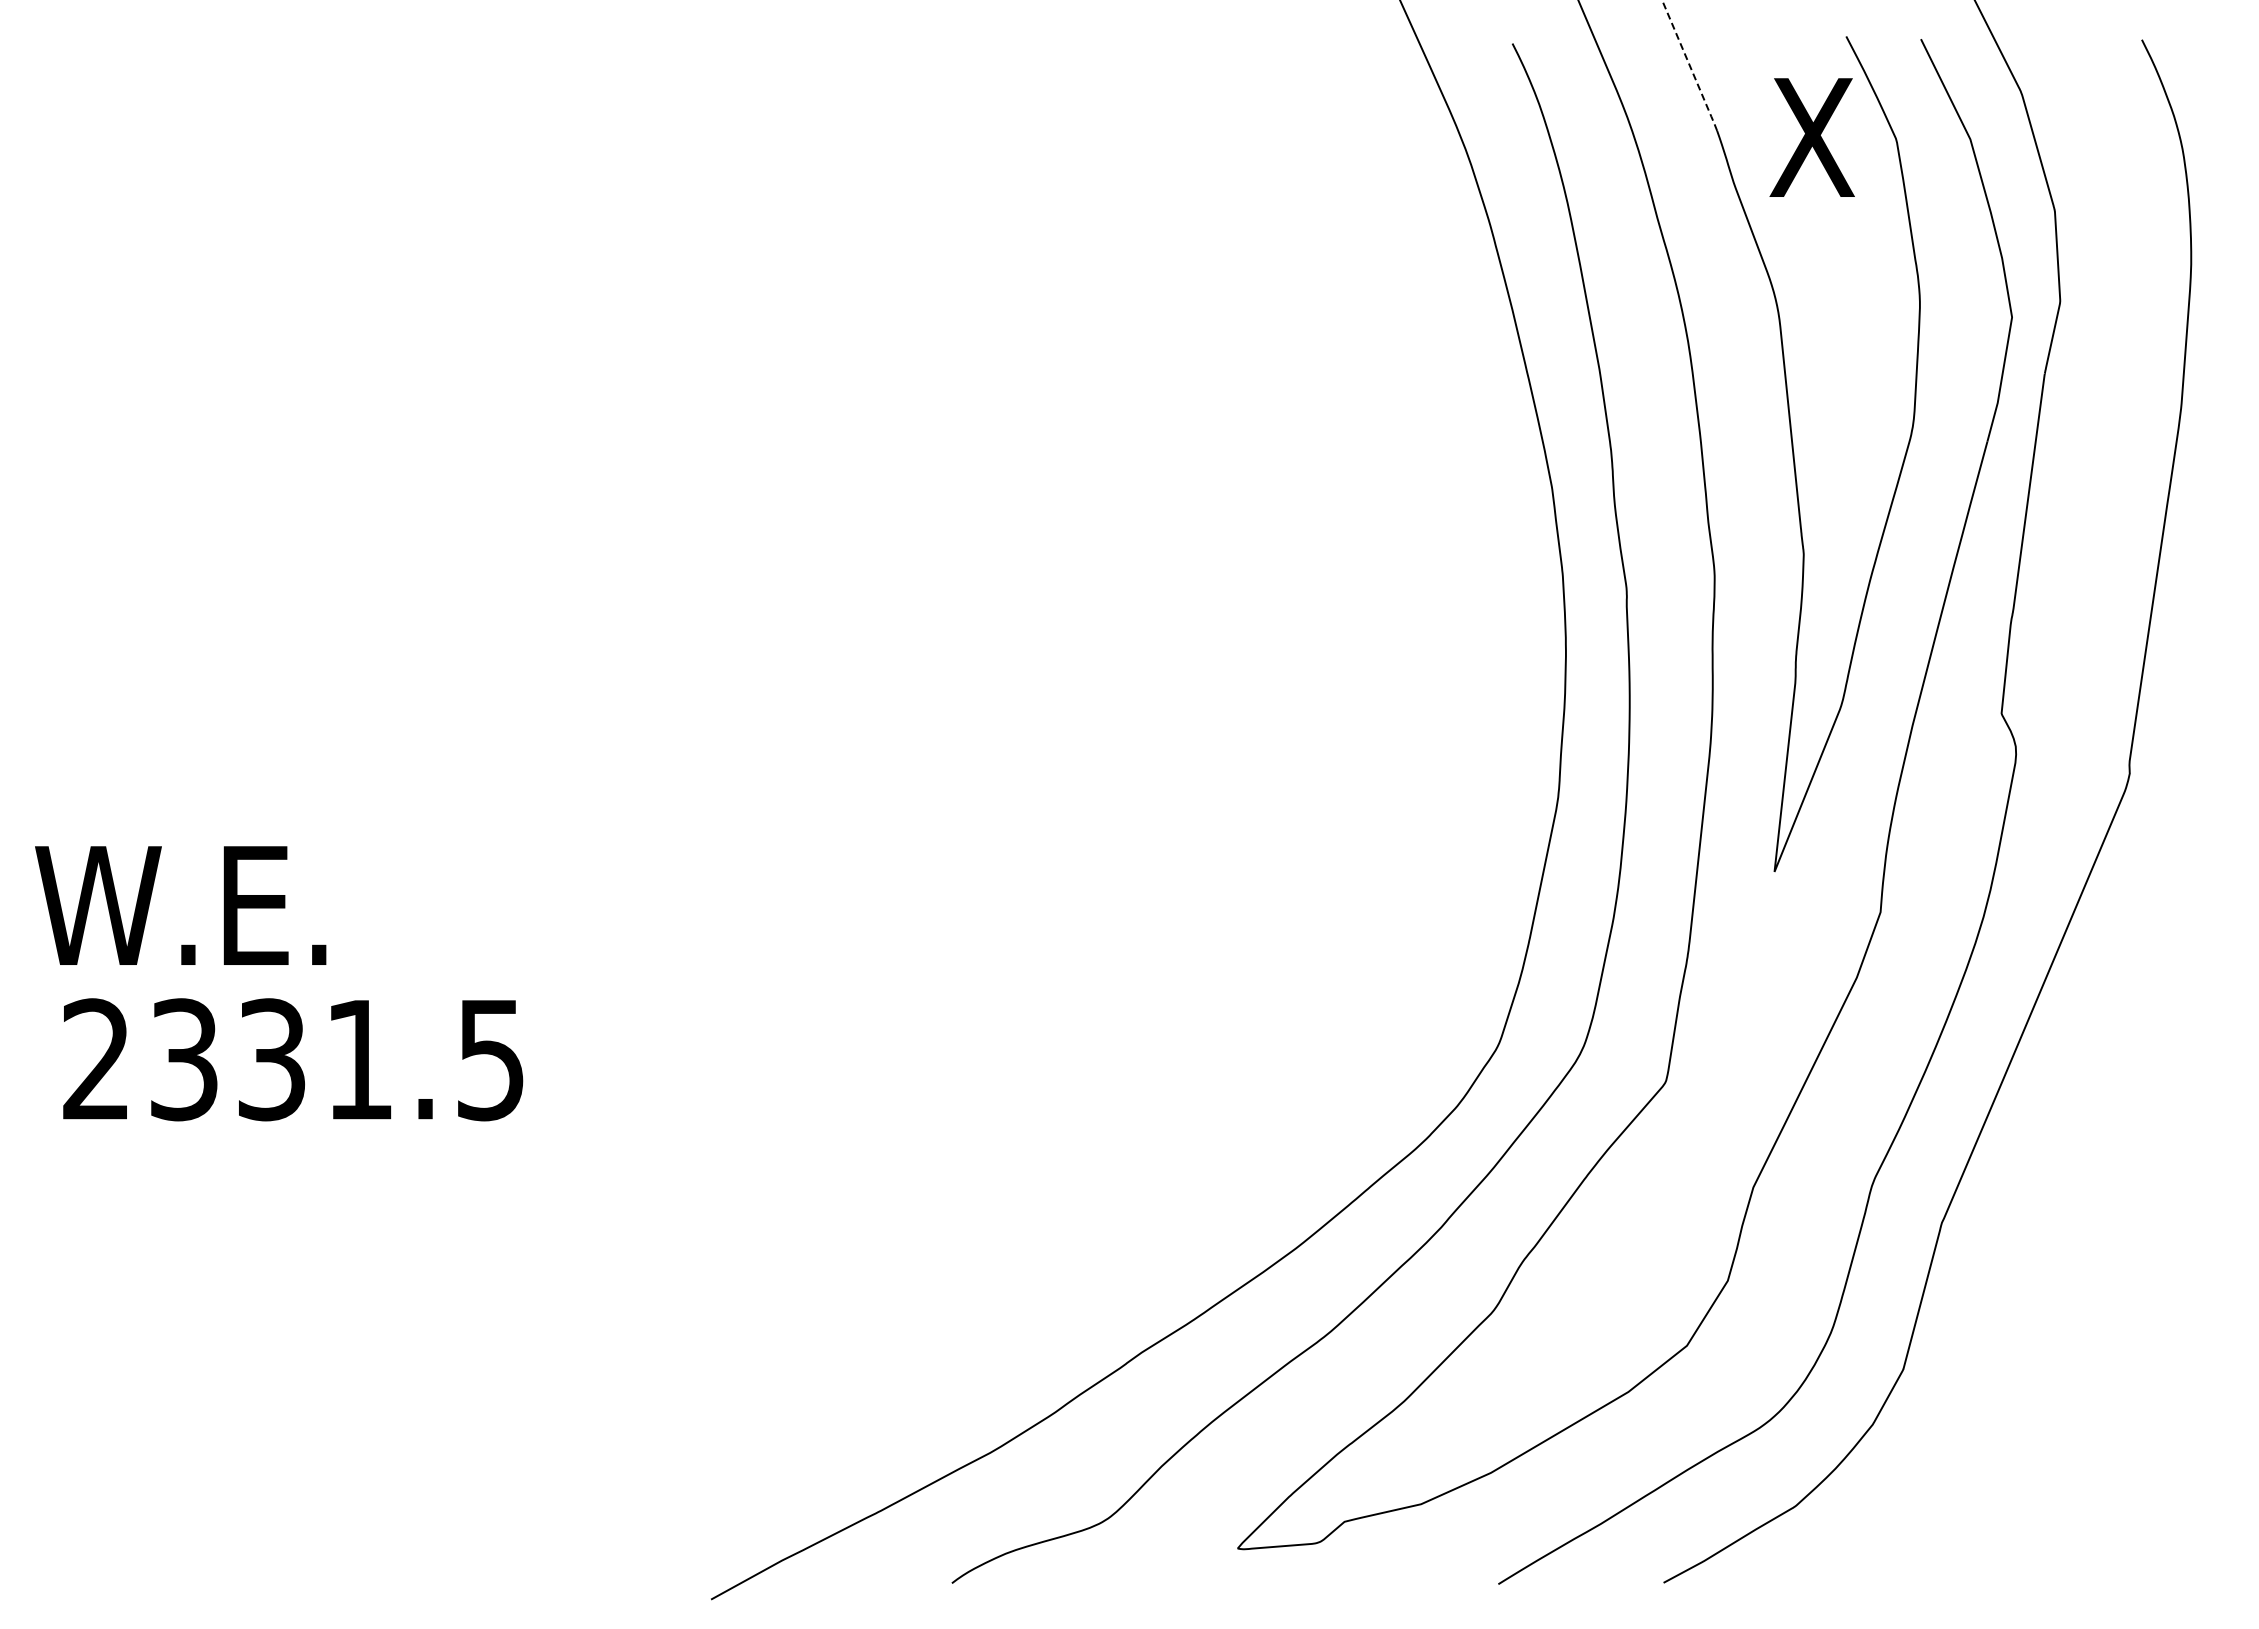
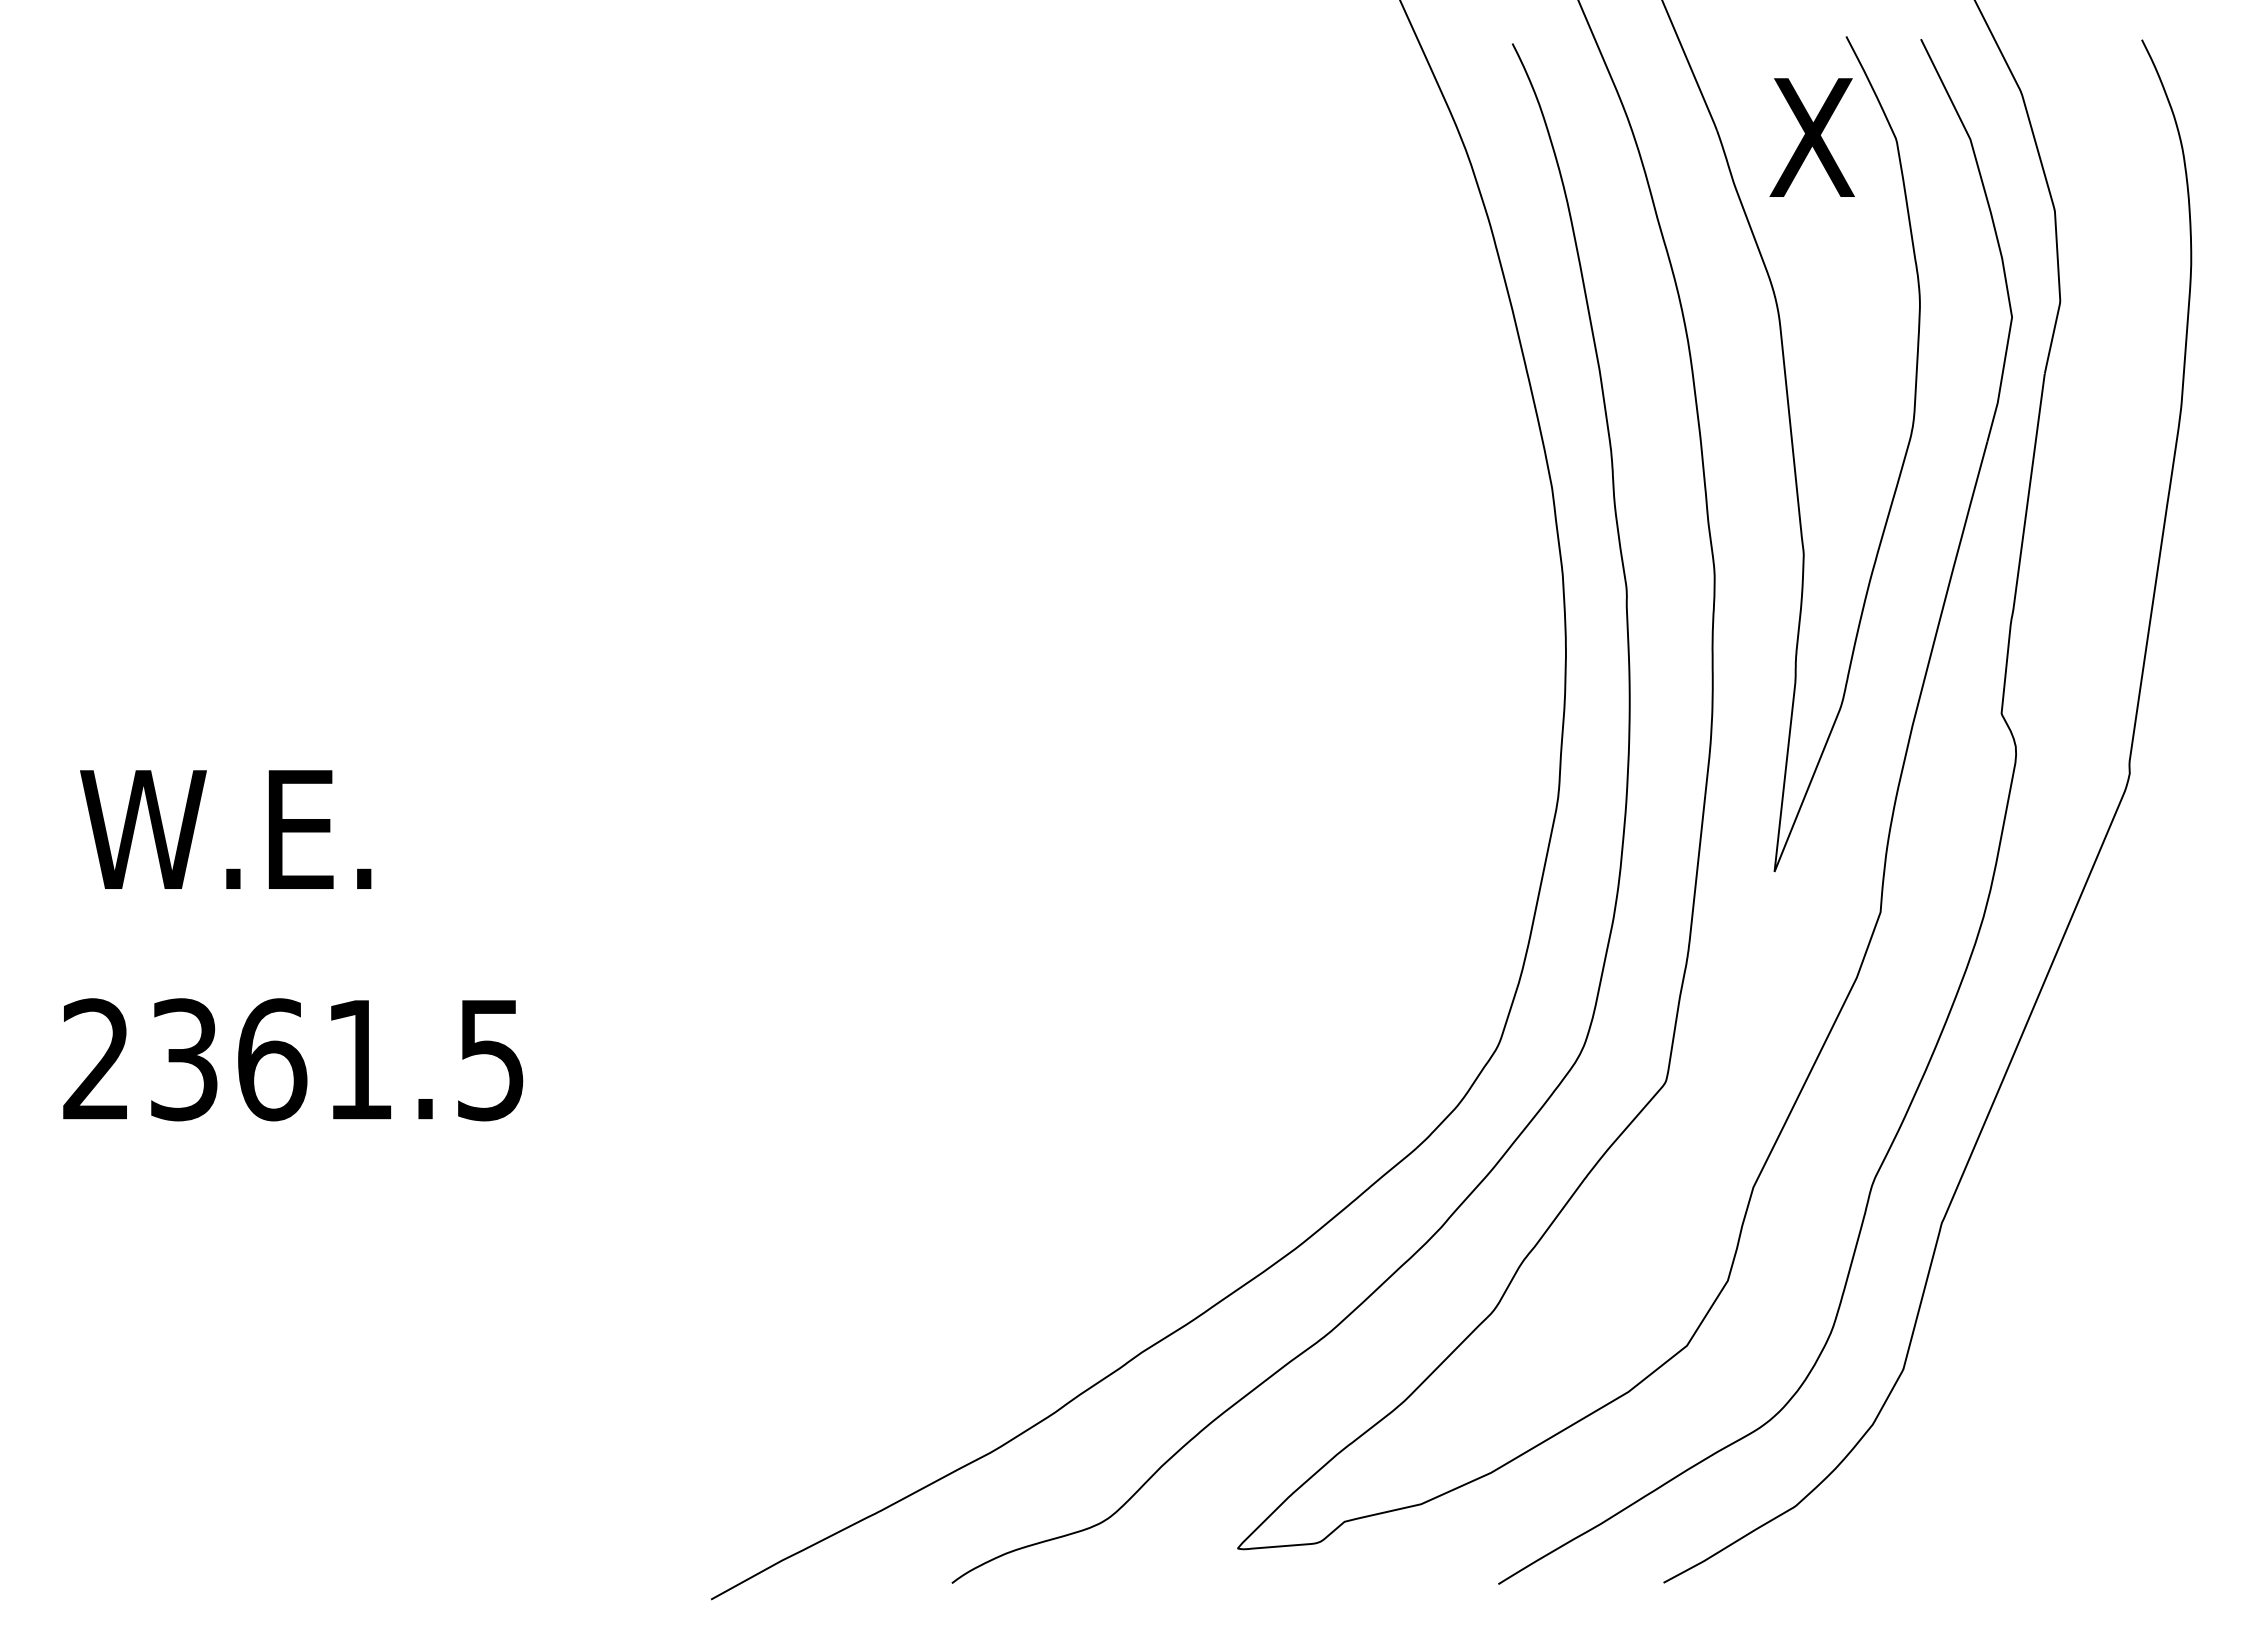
line: dashed -> solid (1690, 66)
text position: (180, 905) -> (225, 829) (225, 829)
text: 2331.5 -> 2361.5 (272, 1059)
